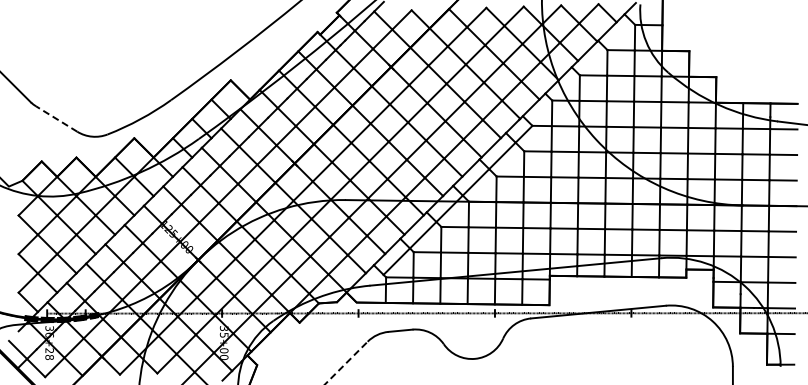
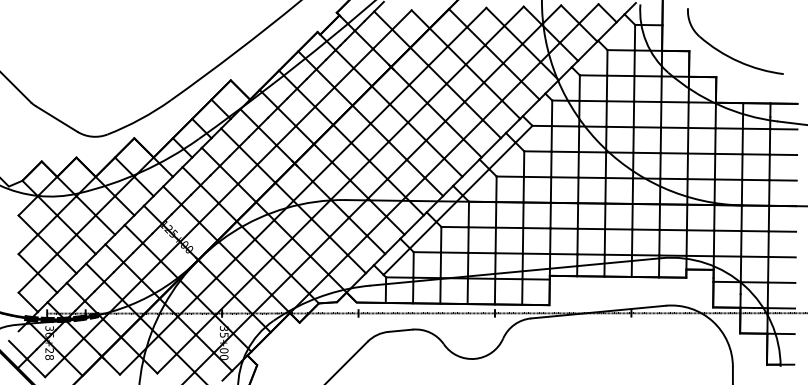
part: none -> present (727, 54)
line: dashed -> solid (56, 118)
line: dashed -> solid (346, 362)
